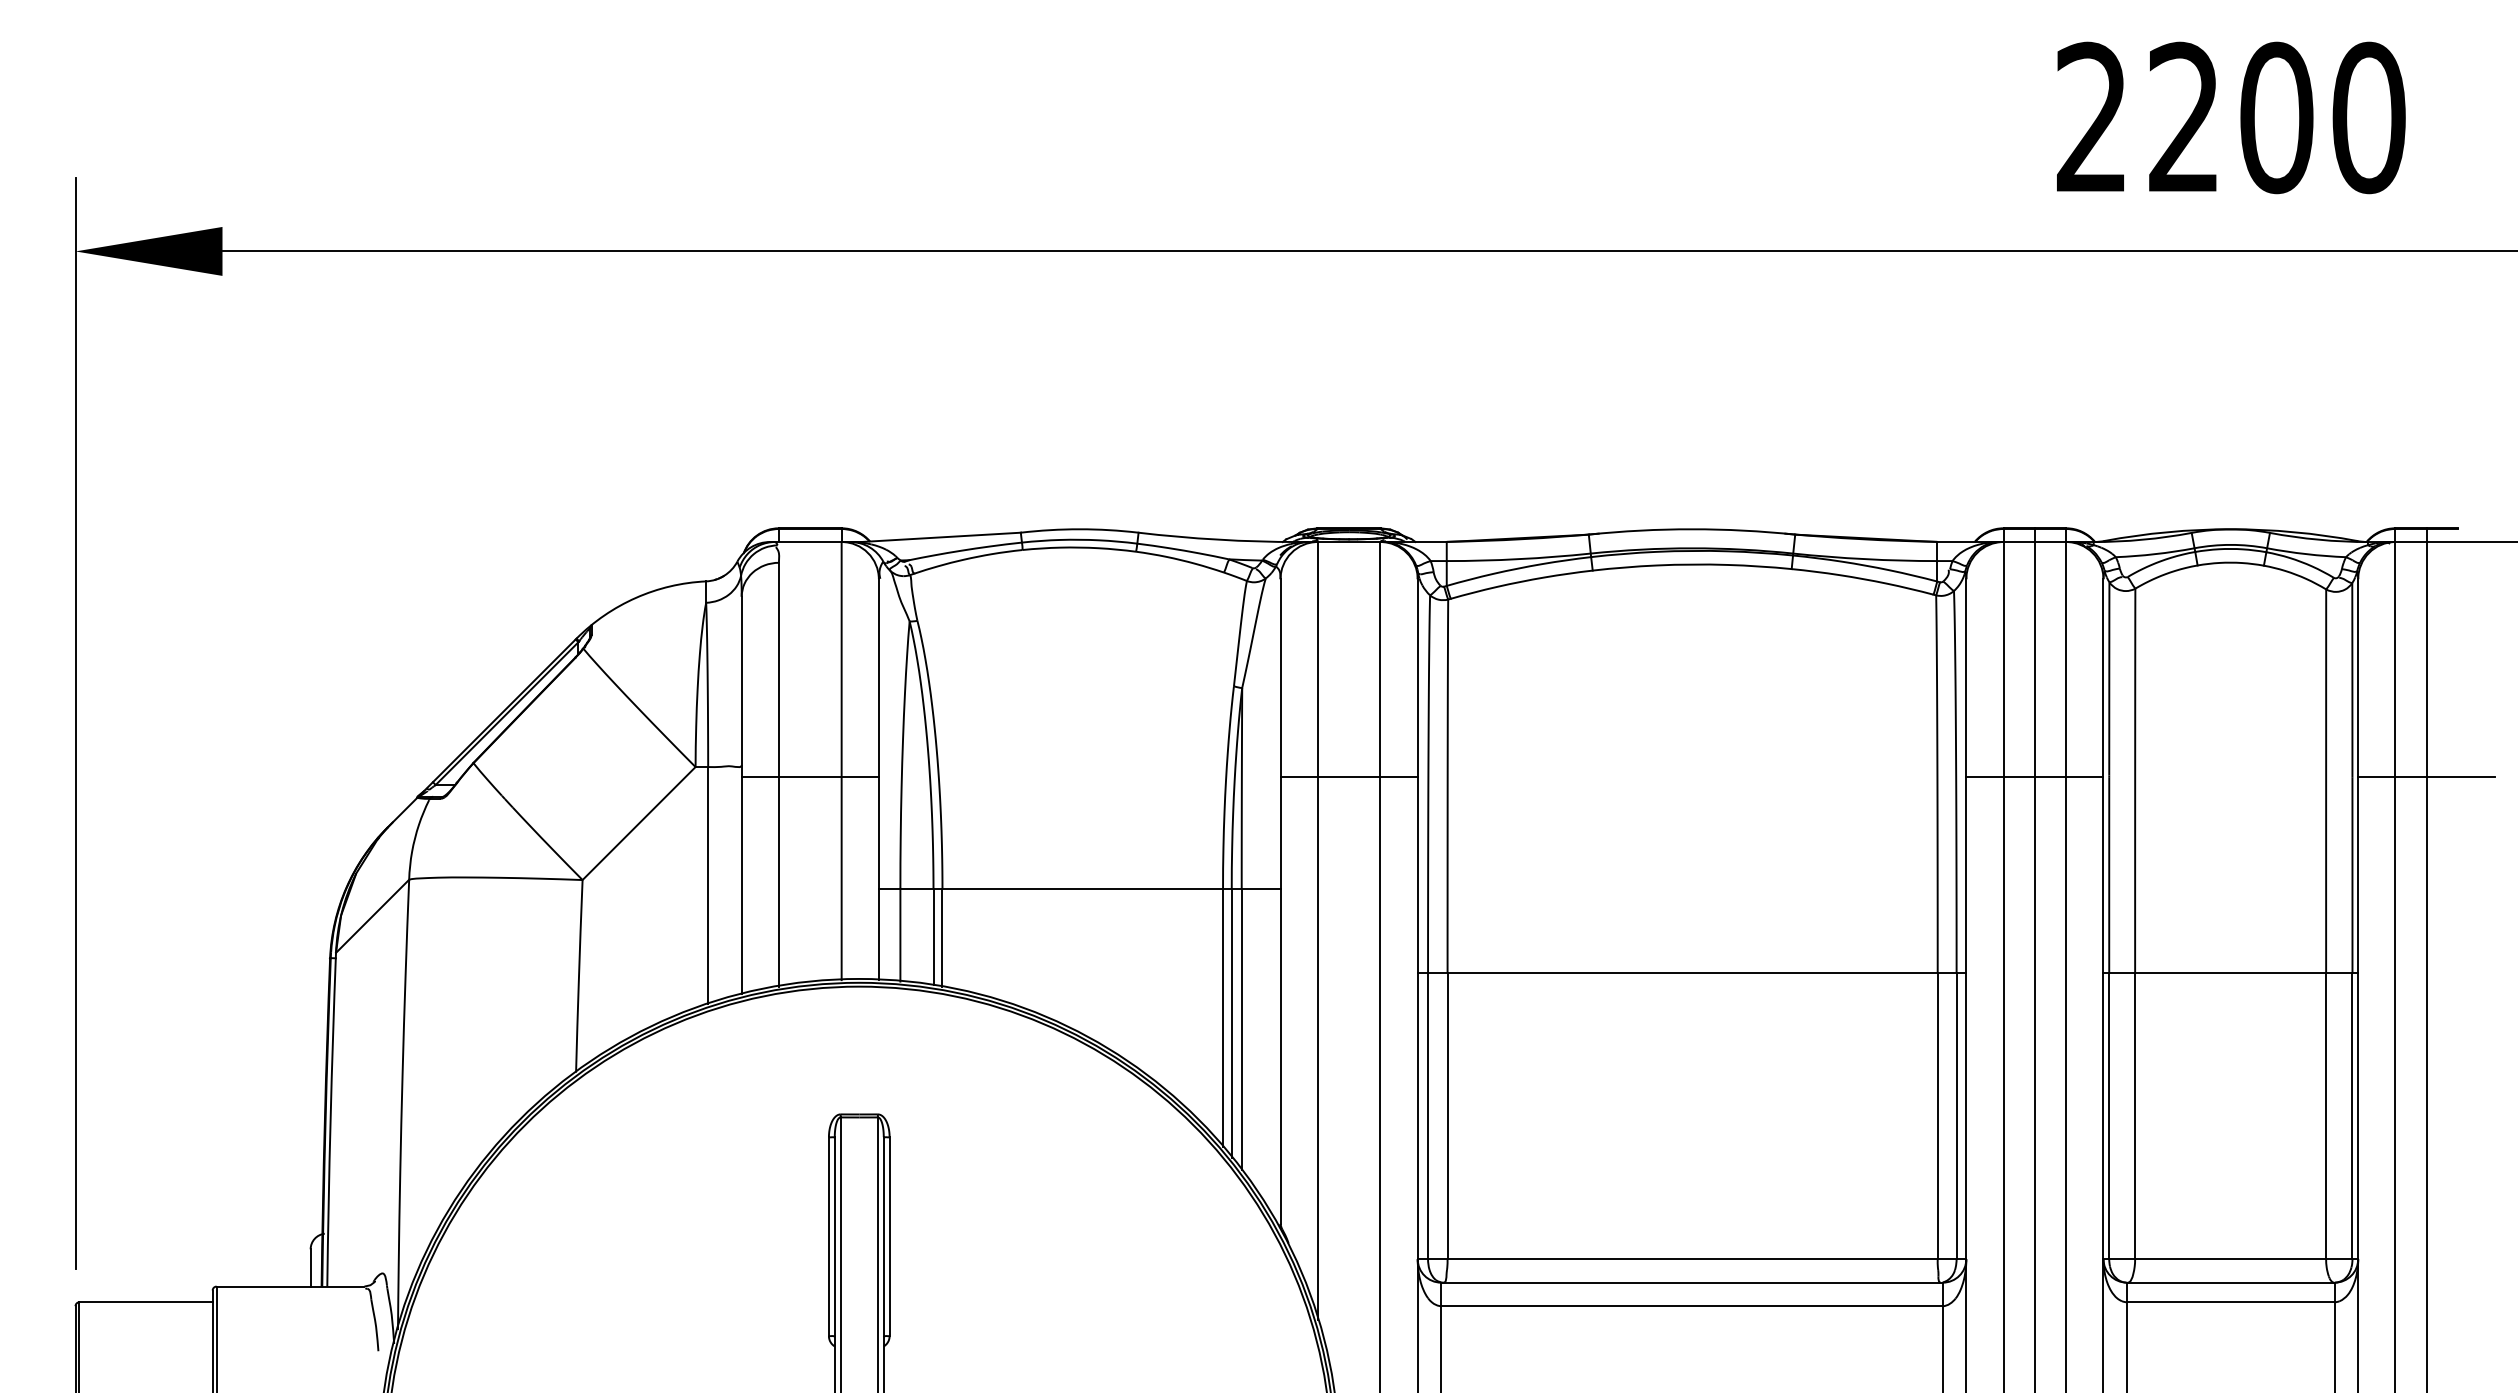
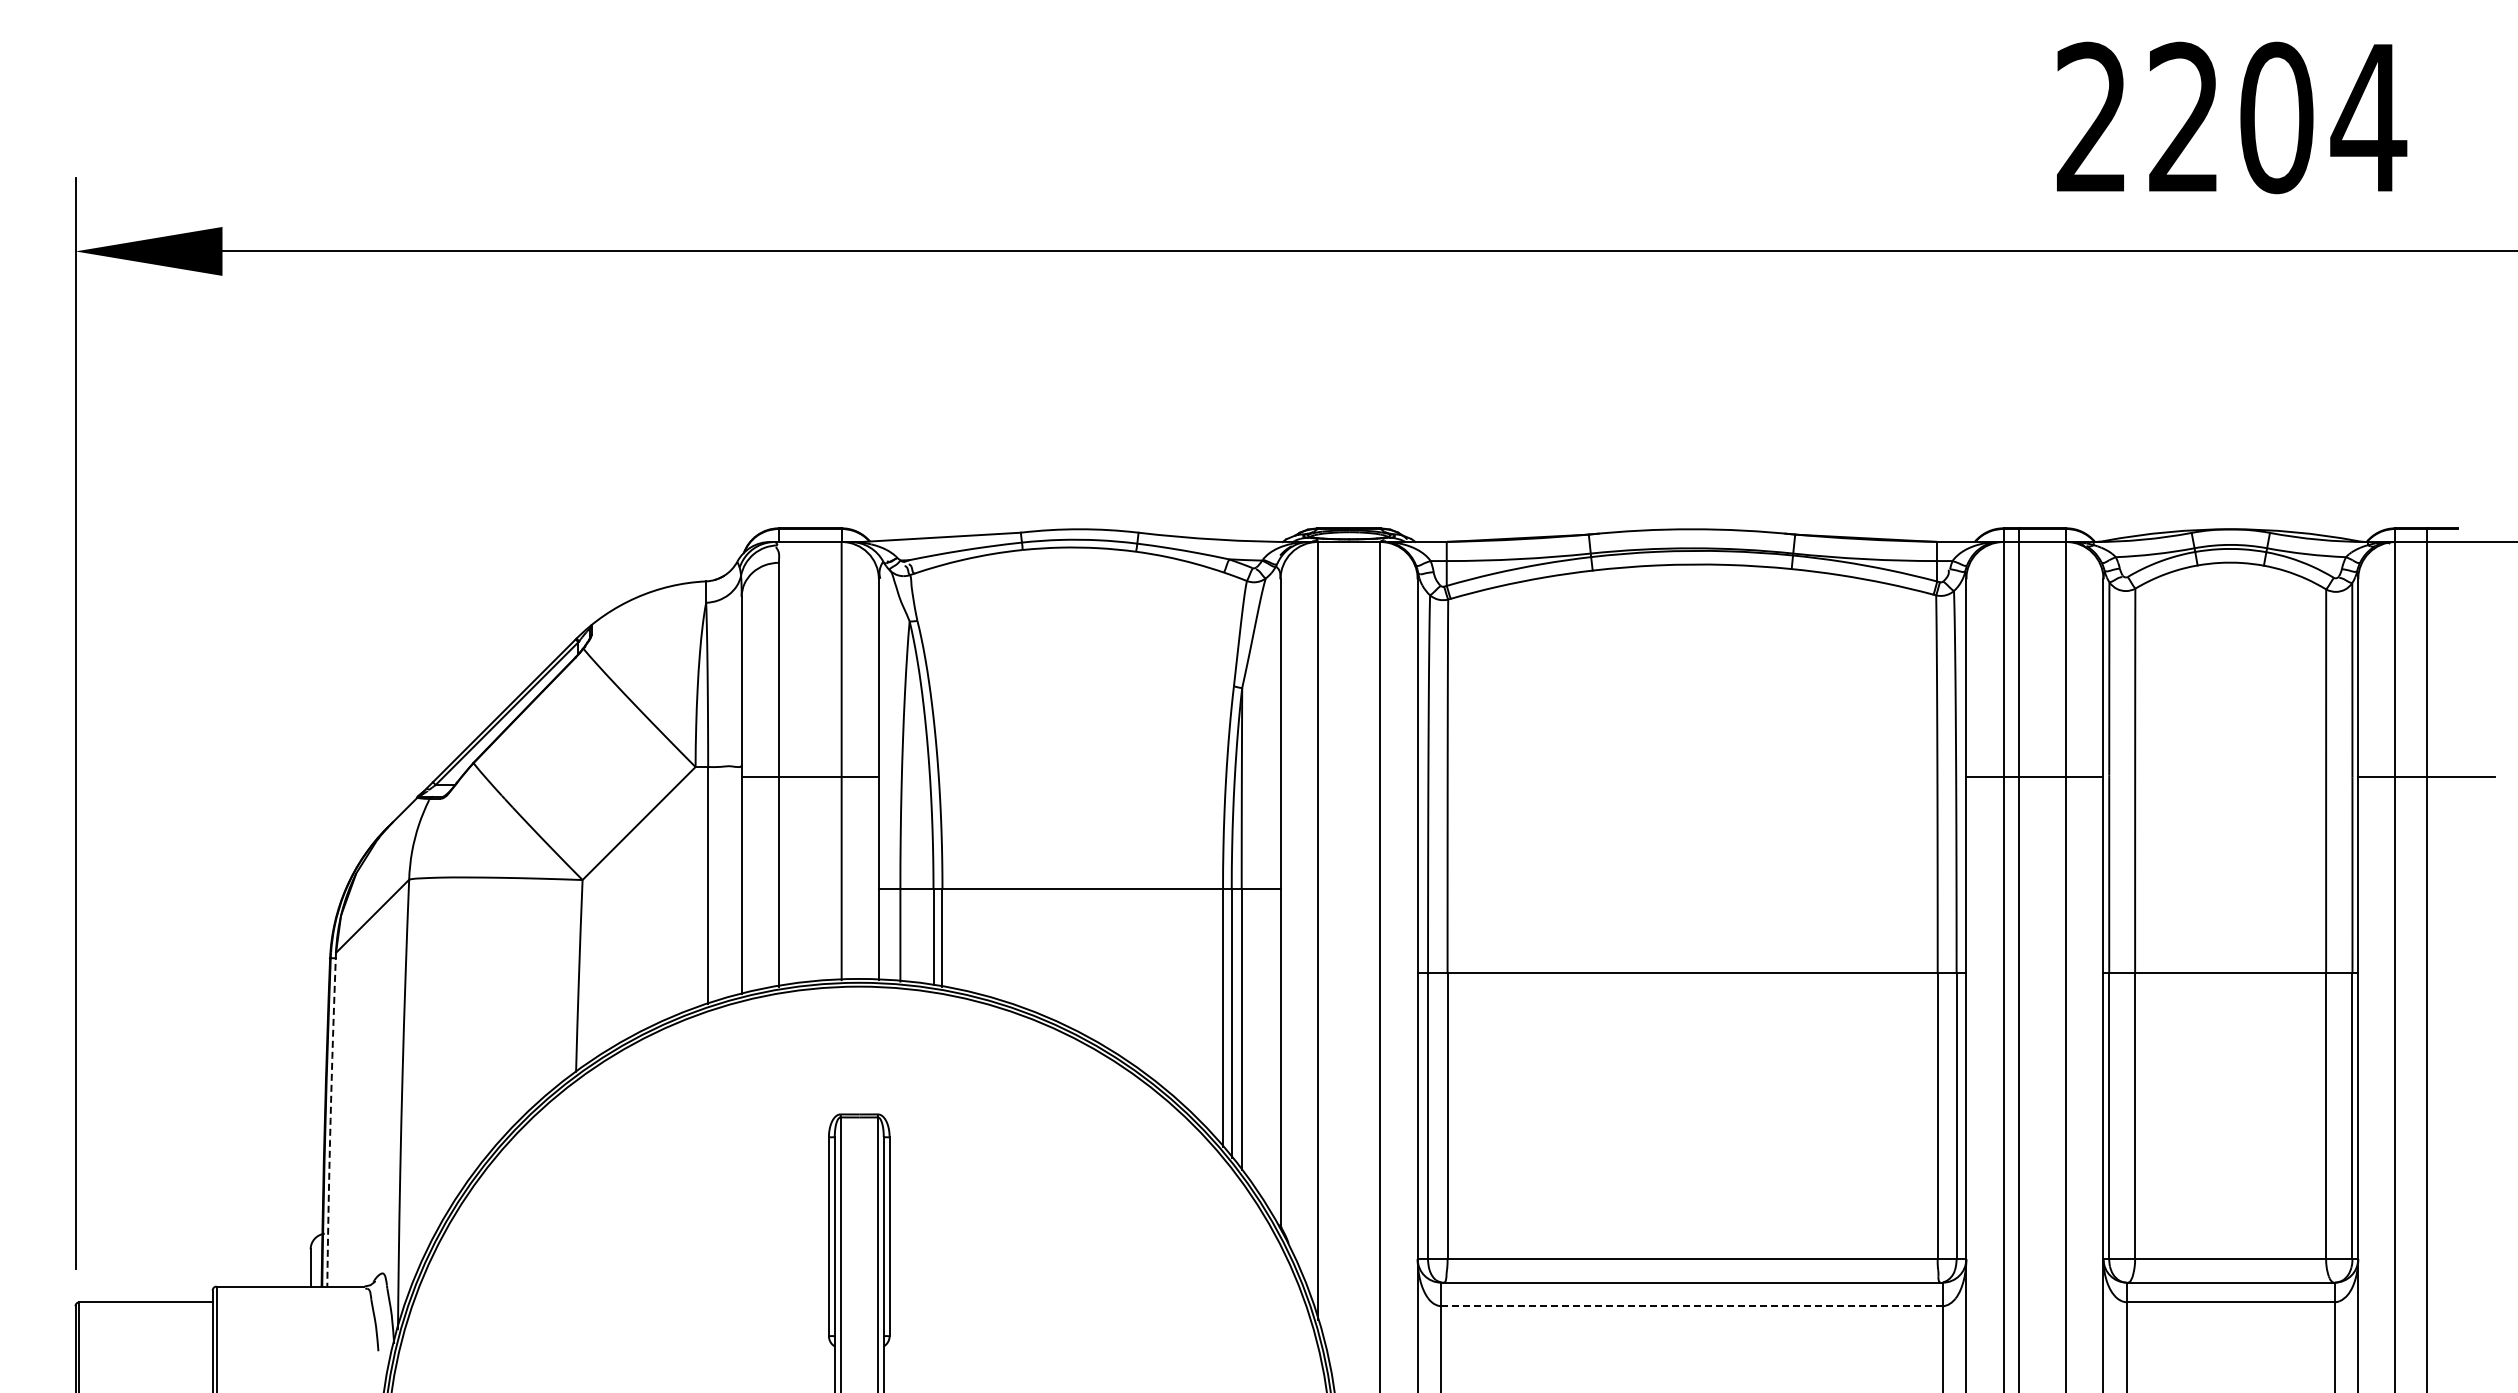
text: 2200 -> 2204 (2368, 117)
line: present -> none (1348, 777)
line position: (2034, 958) -> (2018, 958) (2018, 958)
arc: solid -> dashed (330, 1119)
line: solid -> dashed (1692, 1306)
